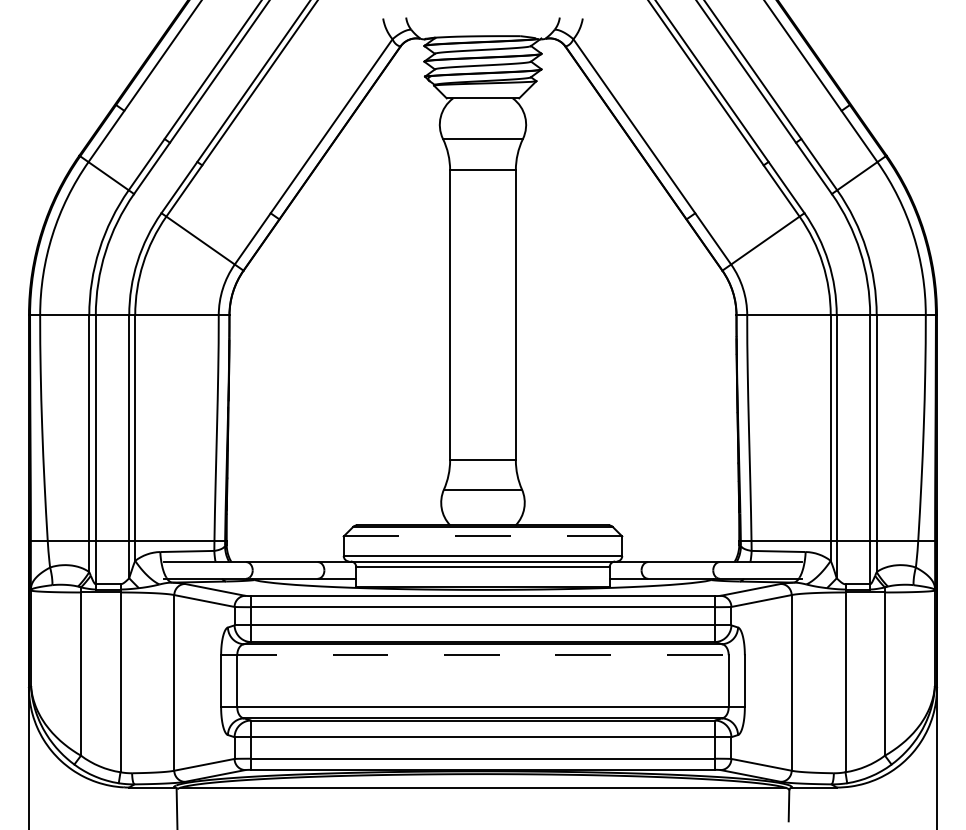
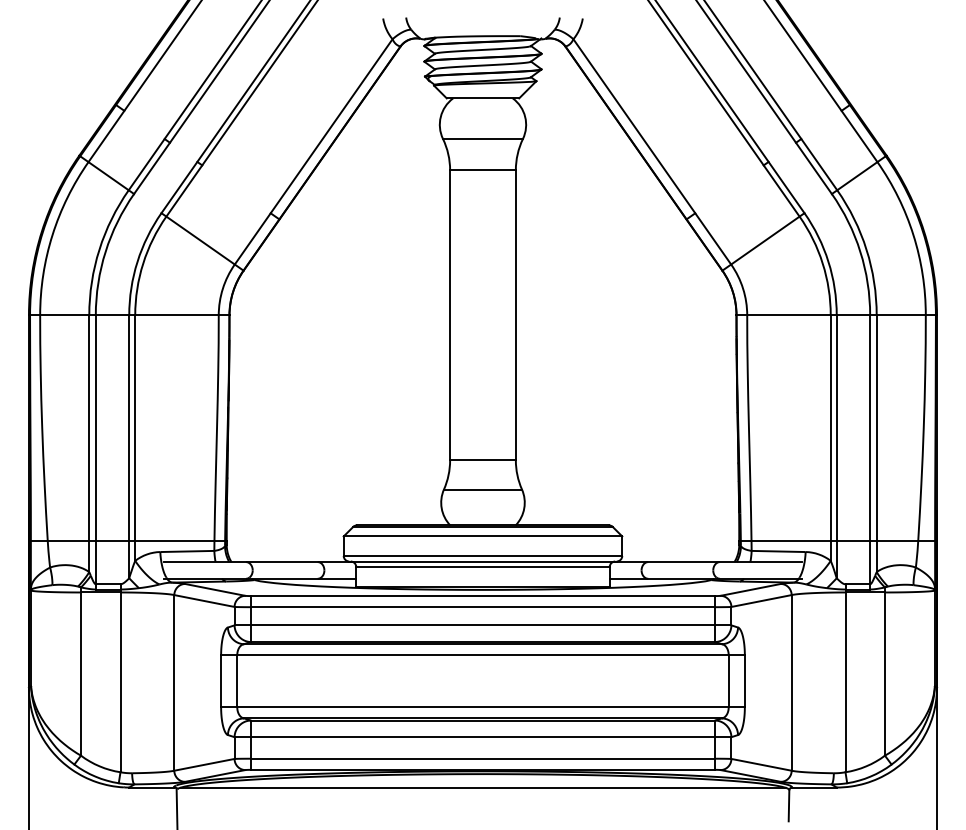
line: dashed -> solid (483, 536)
line: dashed -> solid (482, 655)
